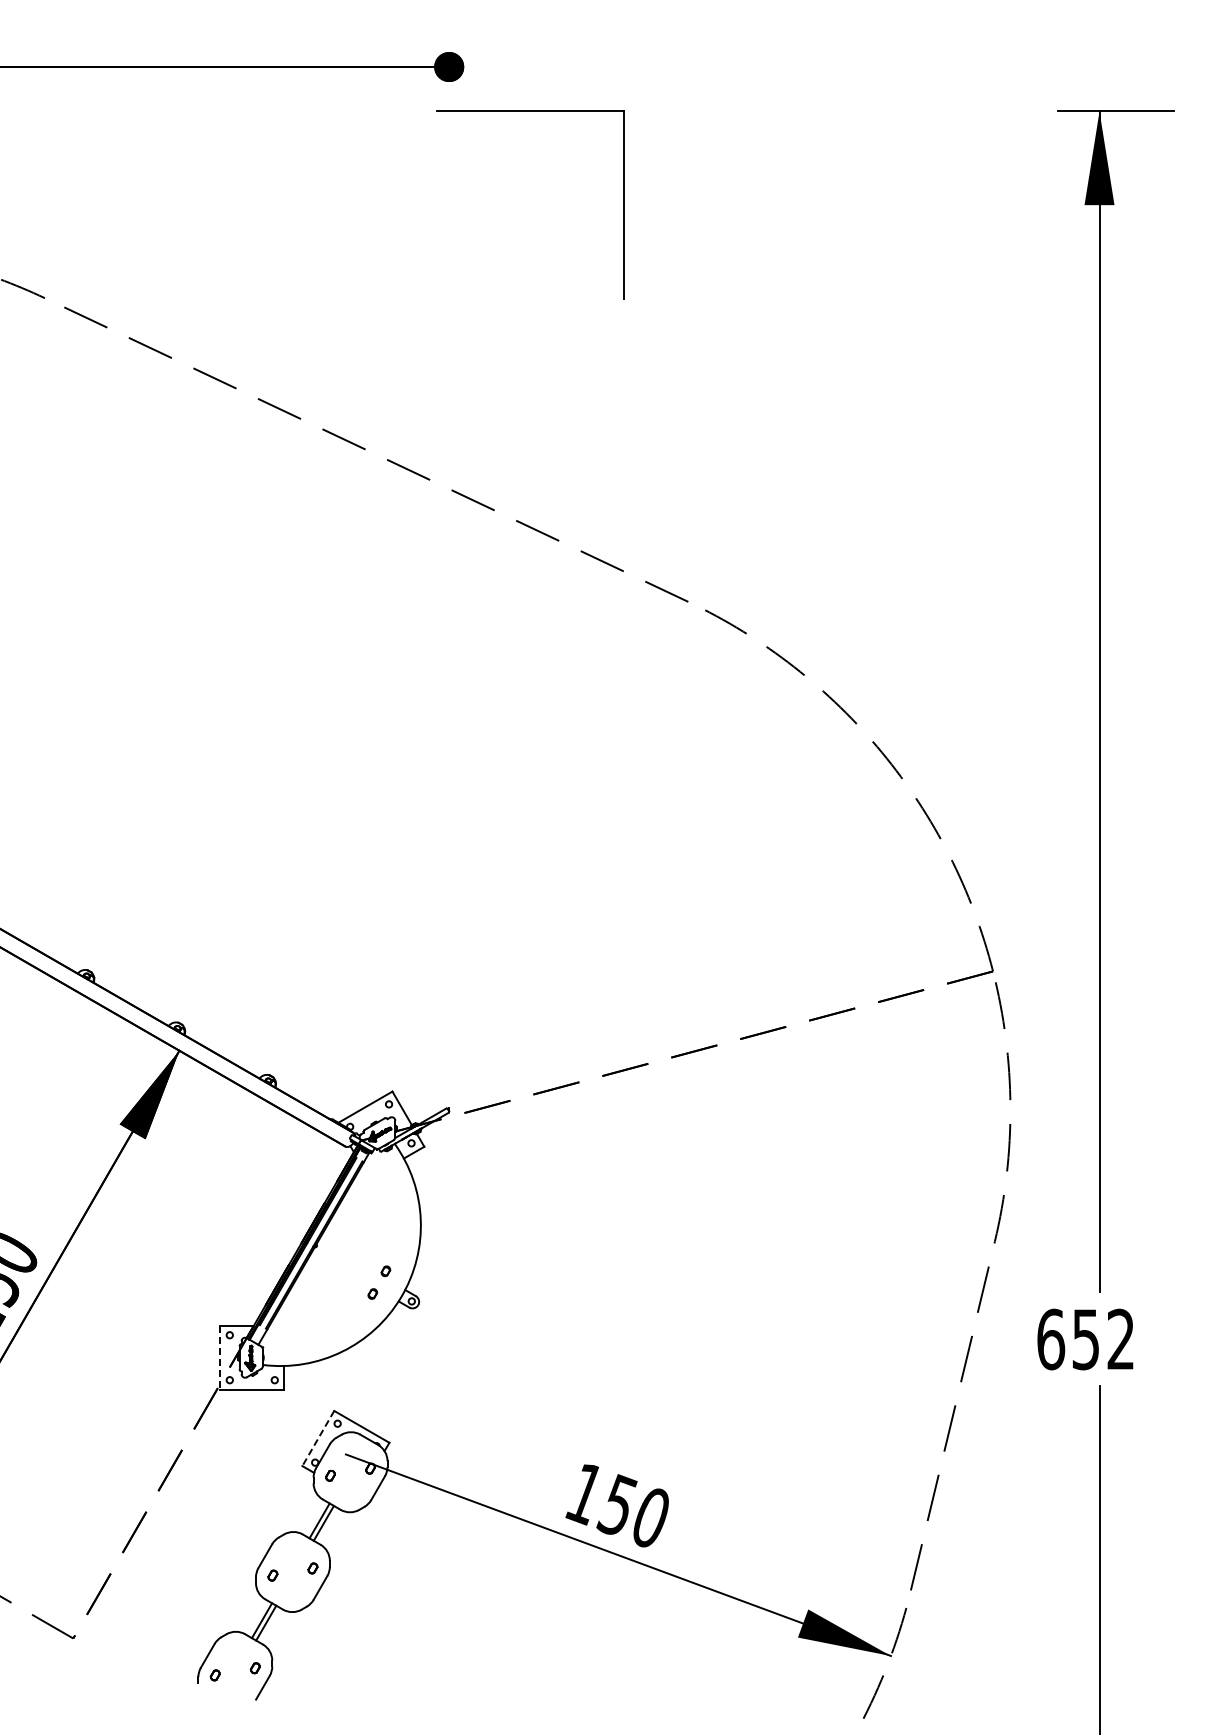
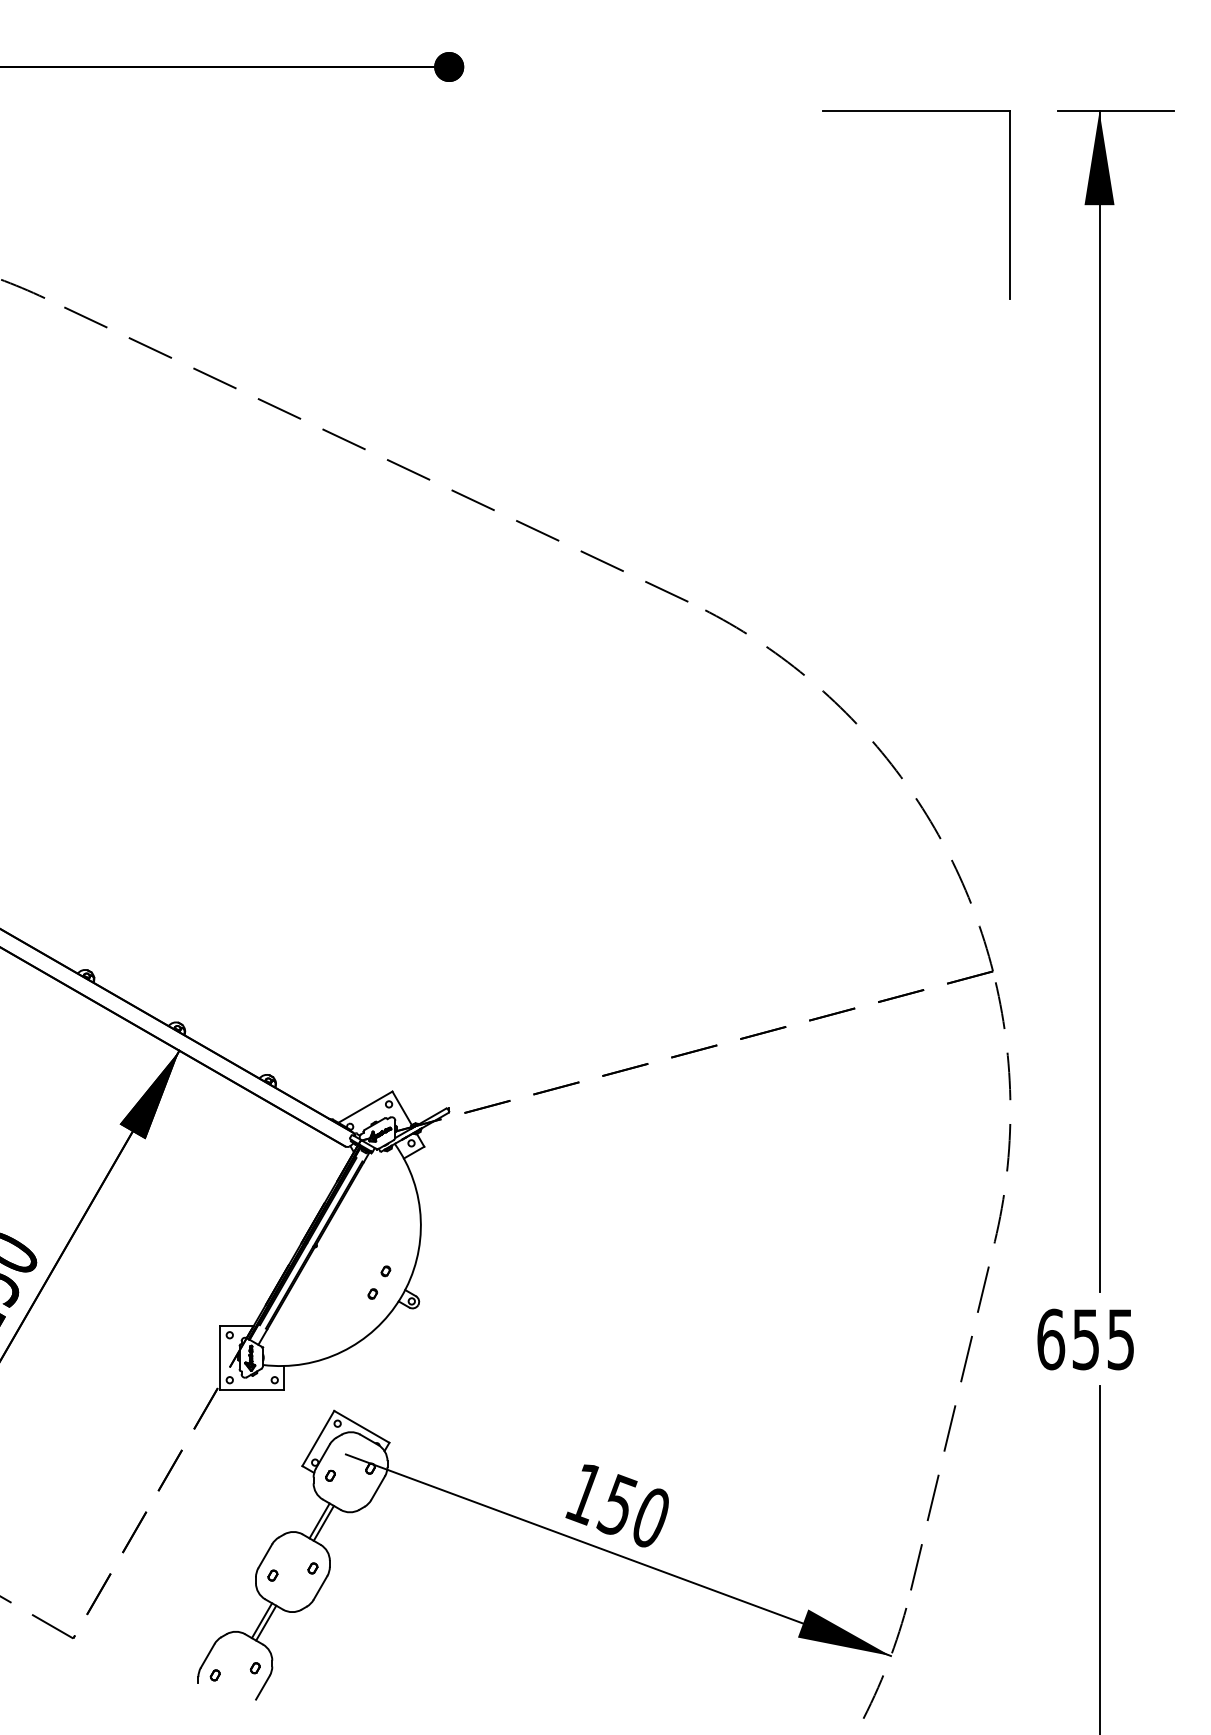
part position: (530, 111) -> (916, 111) (916, 111)
text: 652 -> 655 (1120, 1339)
line: dashed -> solid (220, 1357)
line: dashed -> solid (318, 1438)
